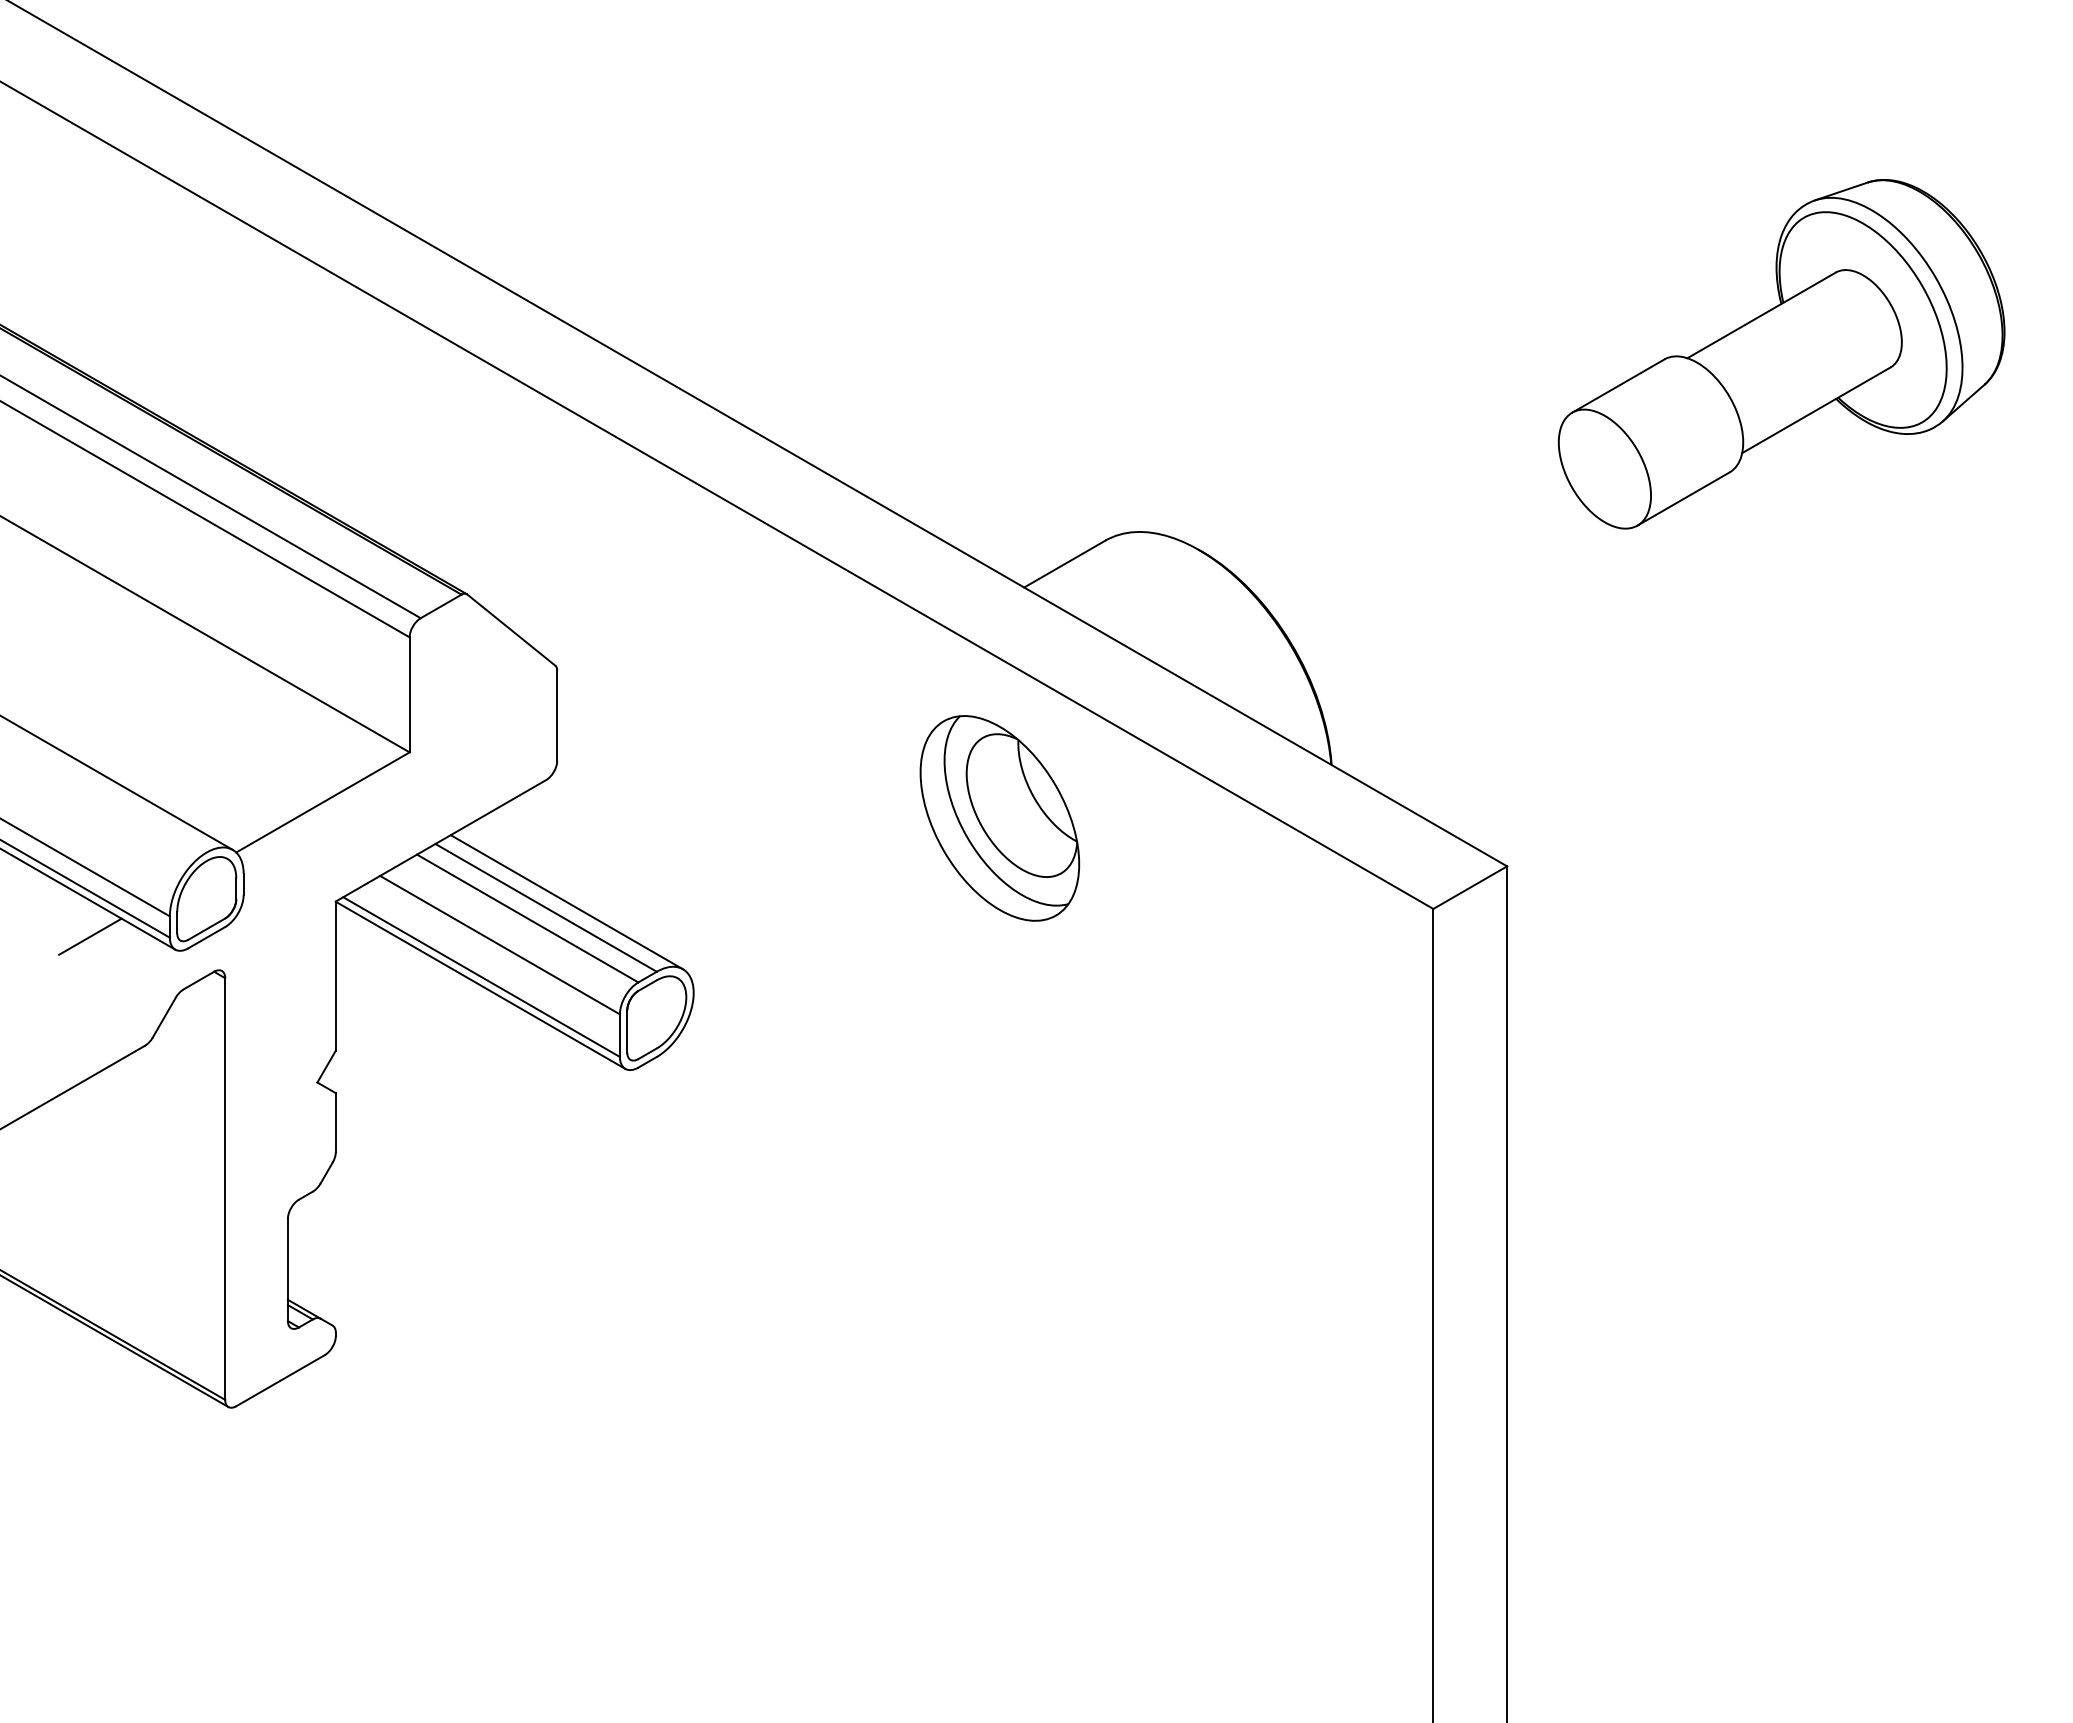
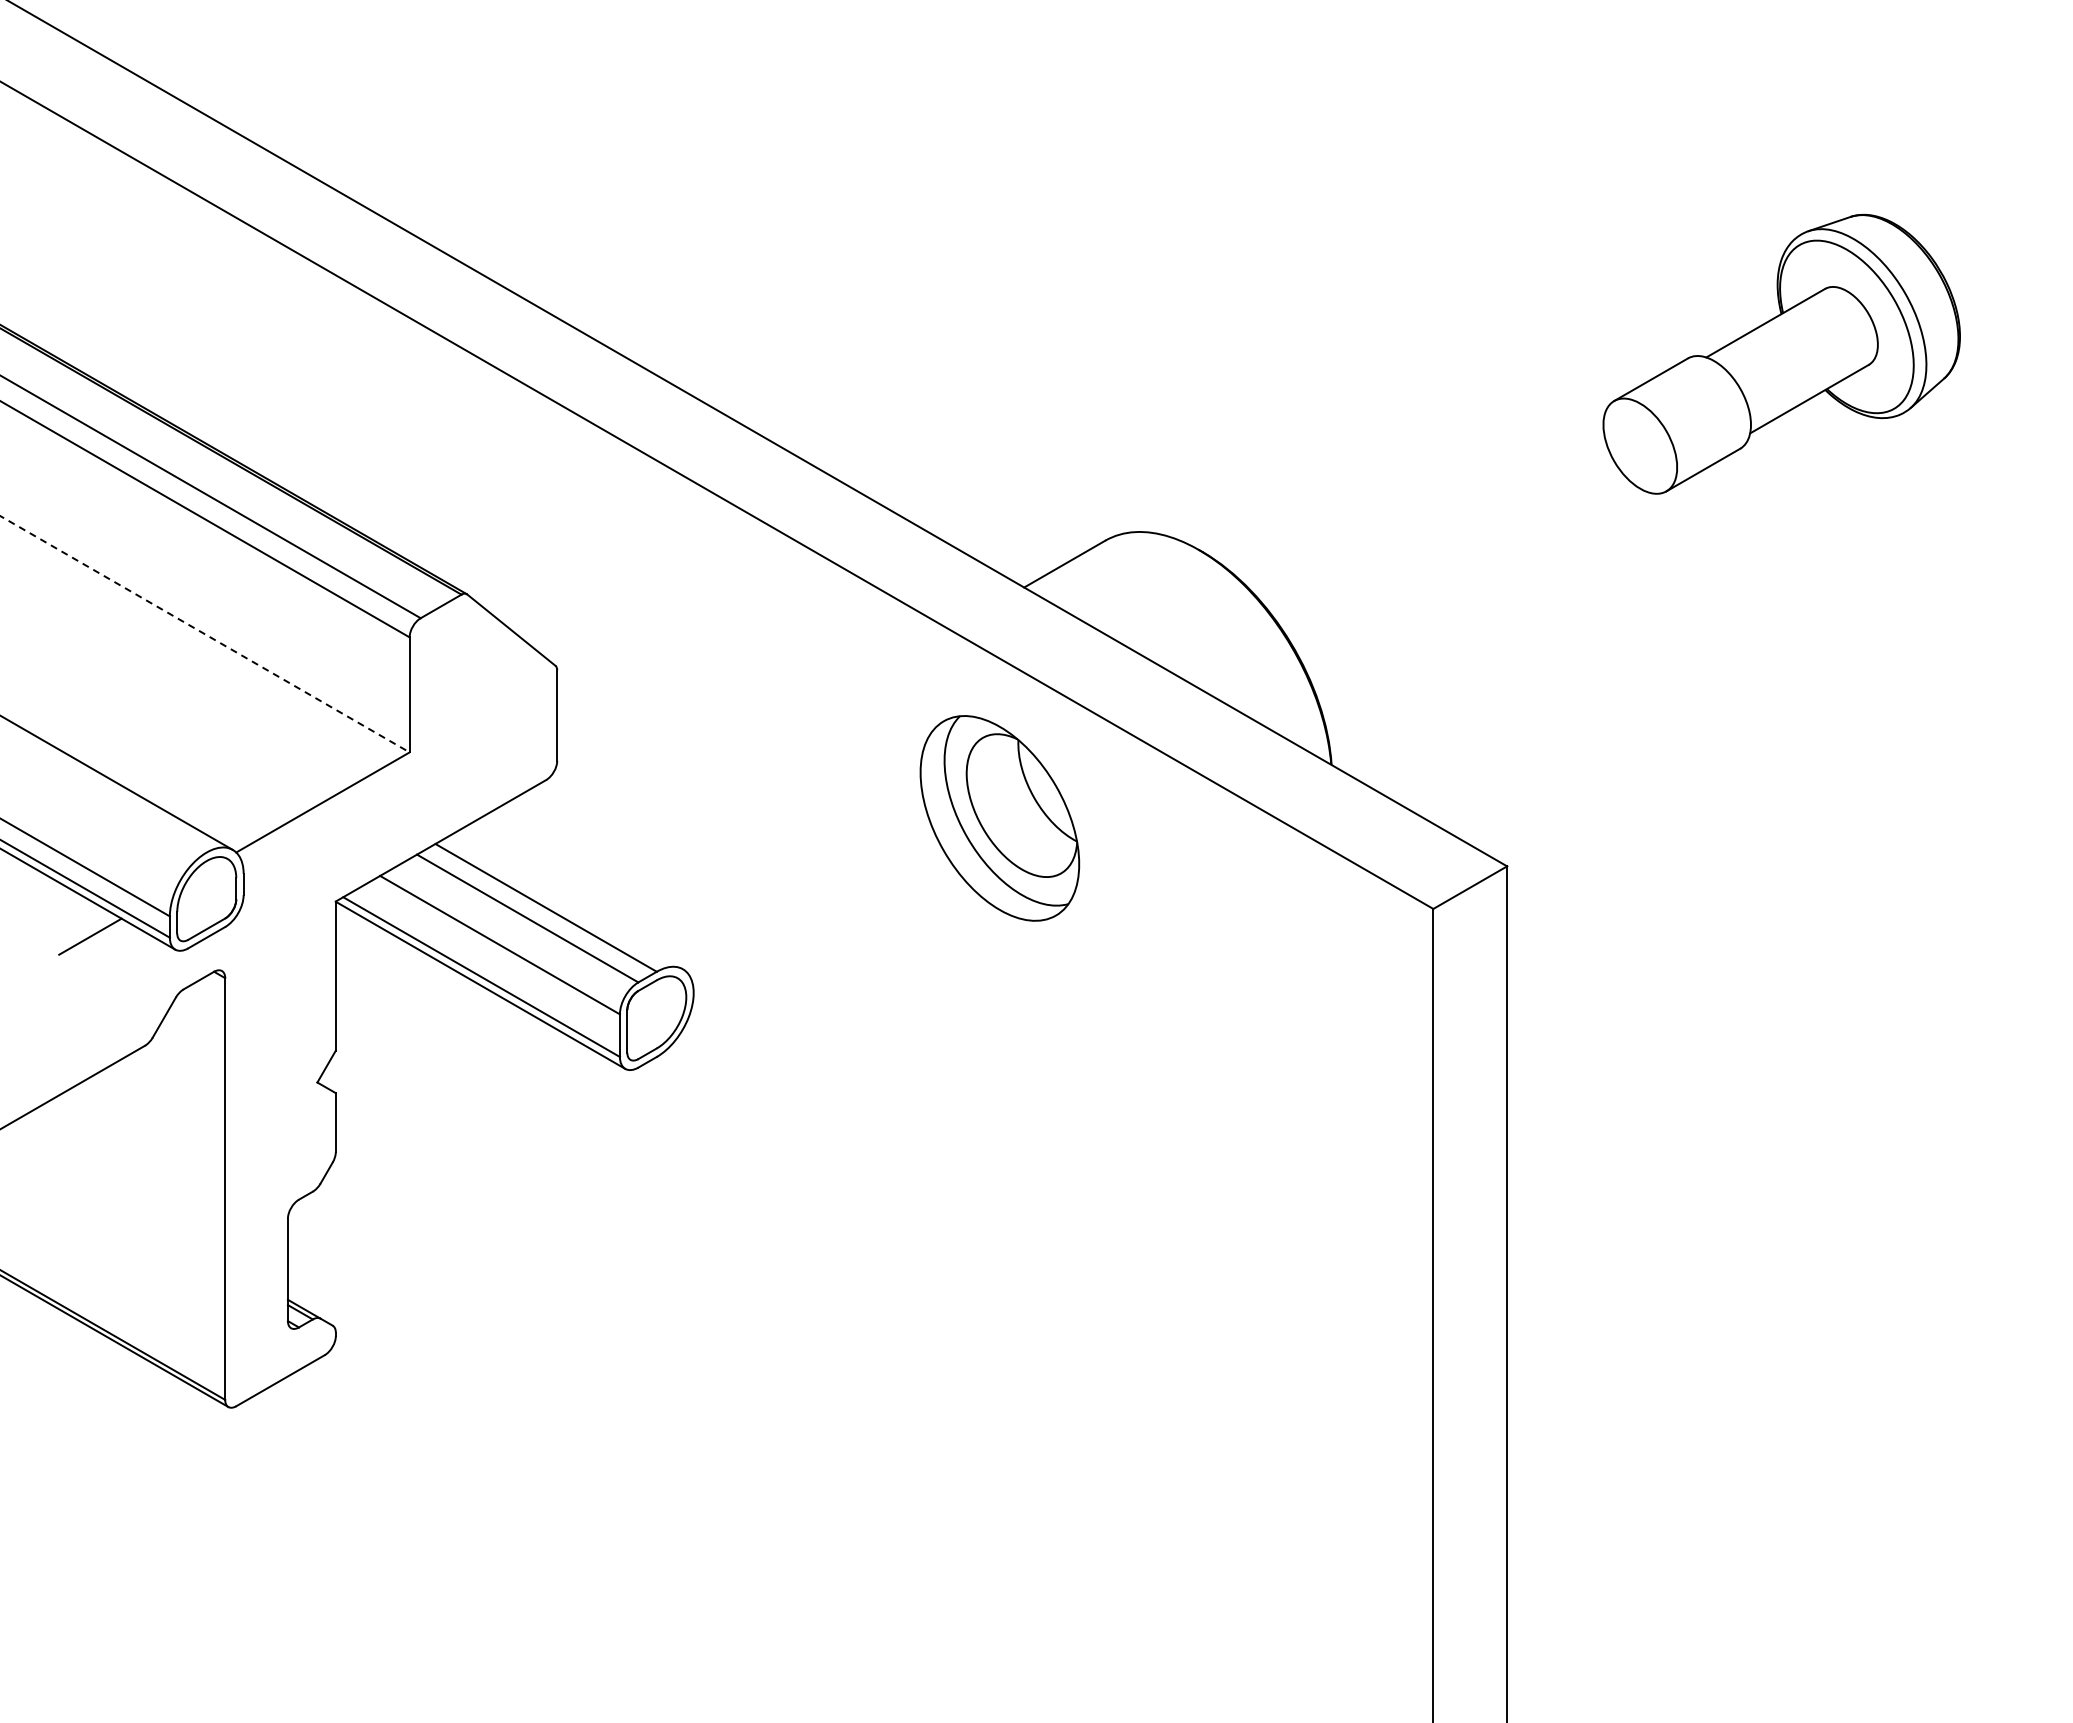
part size: 448x351 px -> 359x281 px (1781, 354)
line: solid -> dashed (205, 634)
line: present -> none (566, 902)
